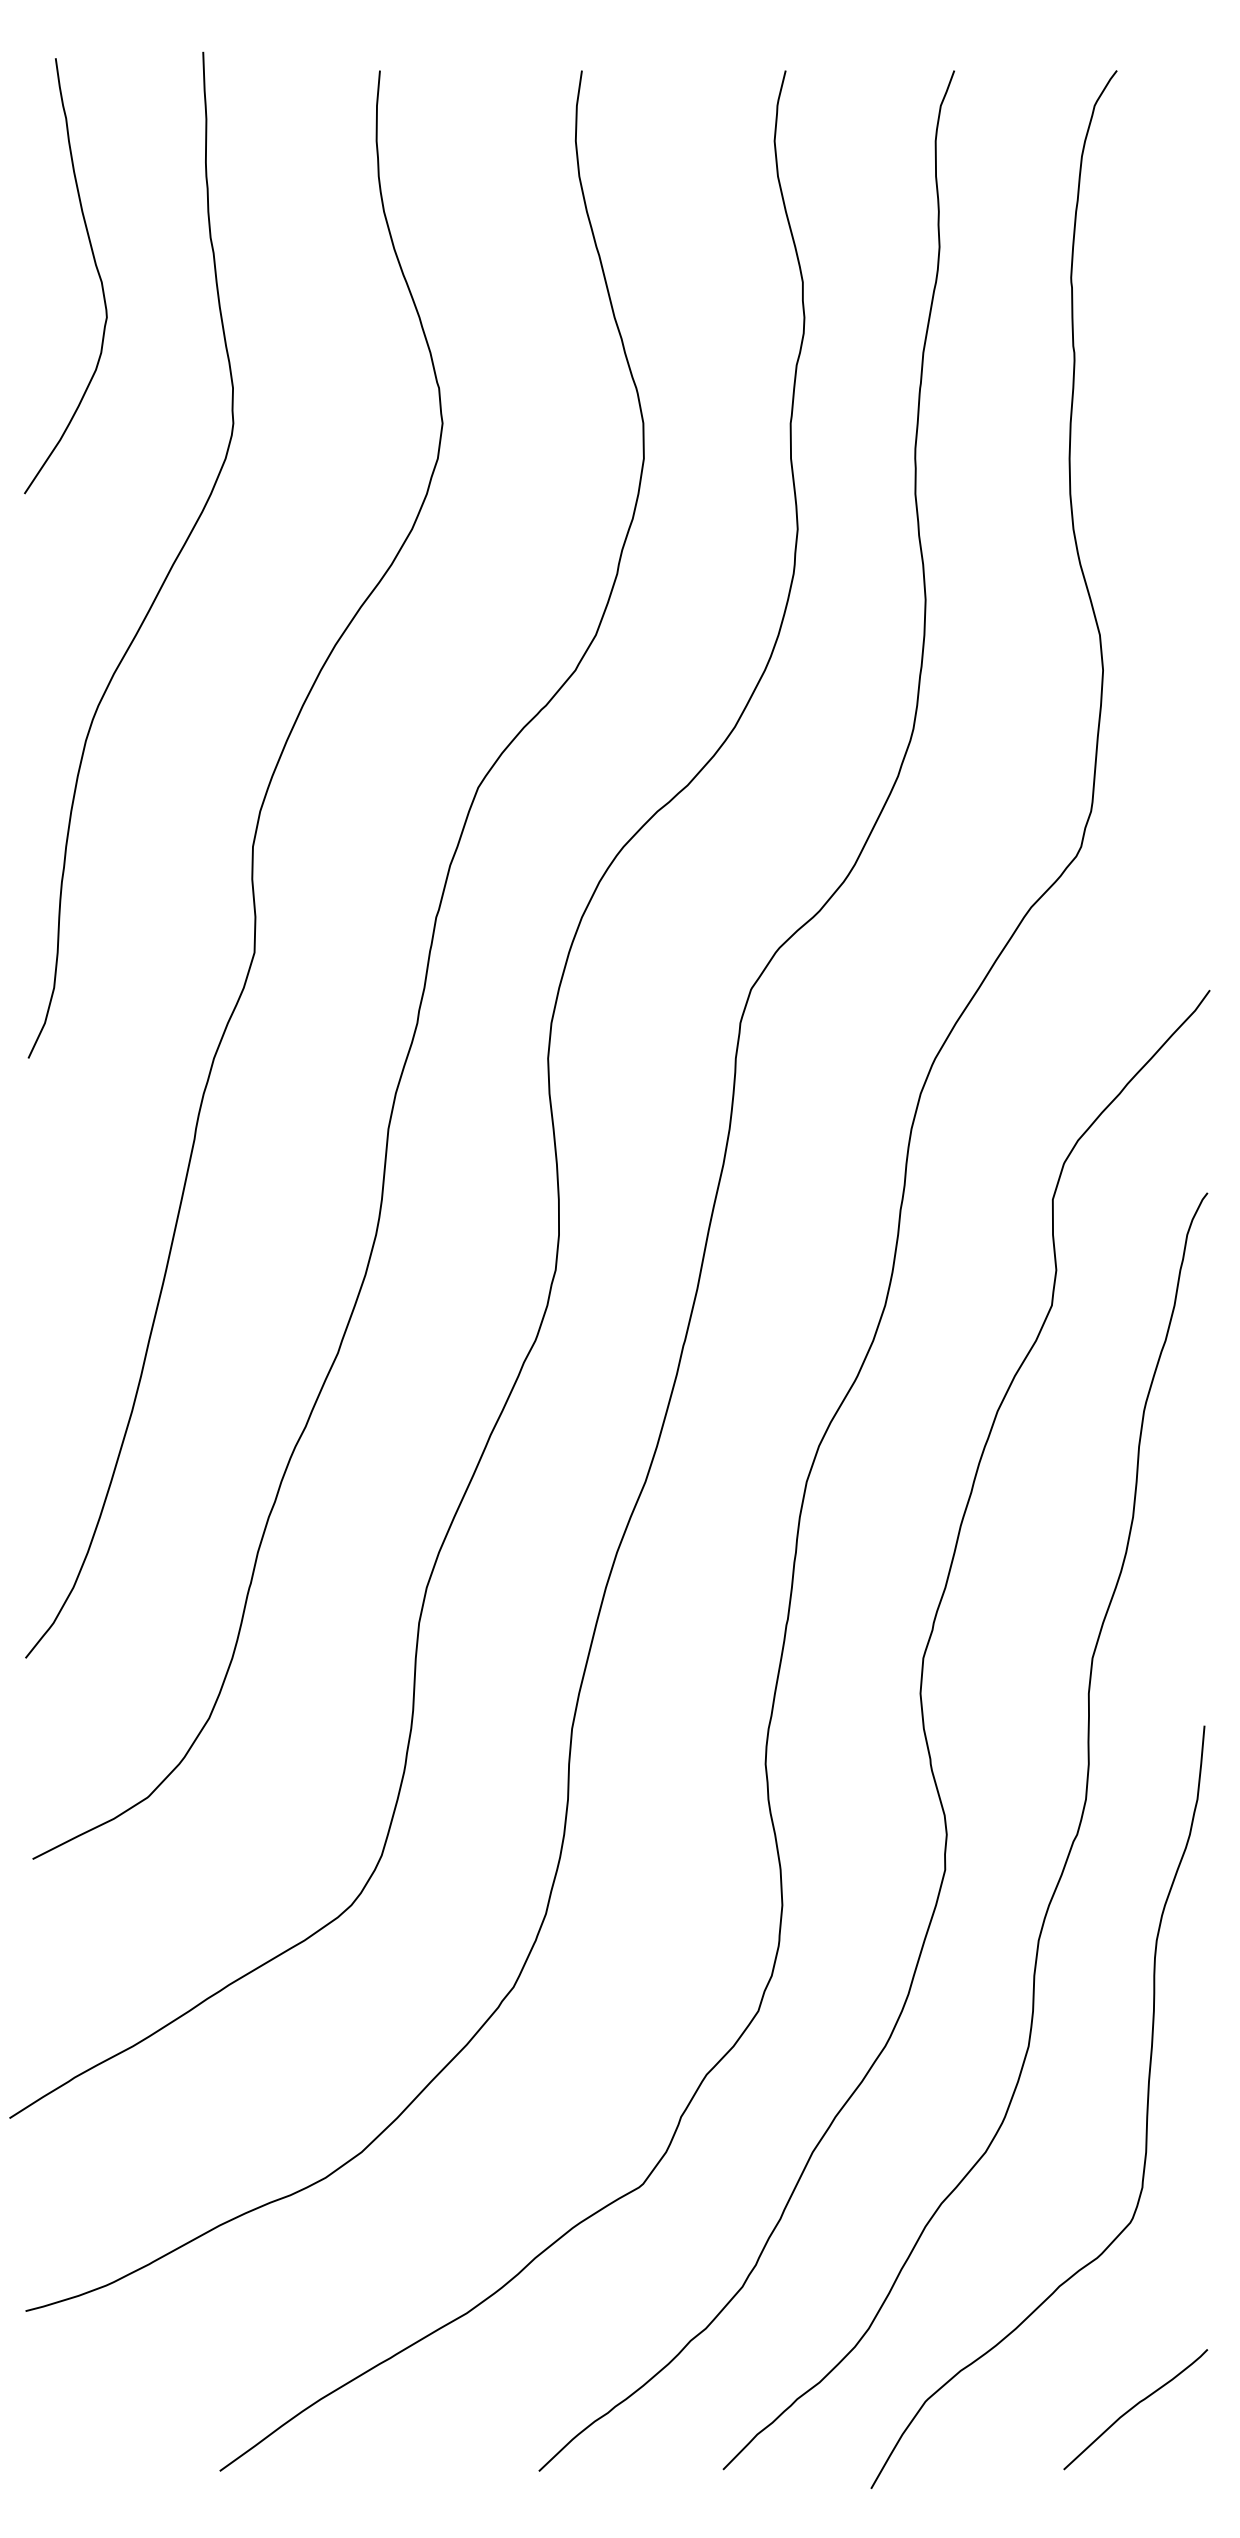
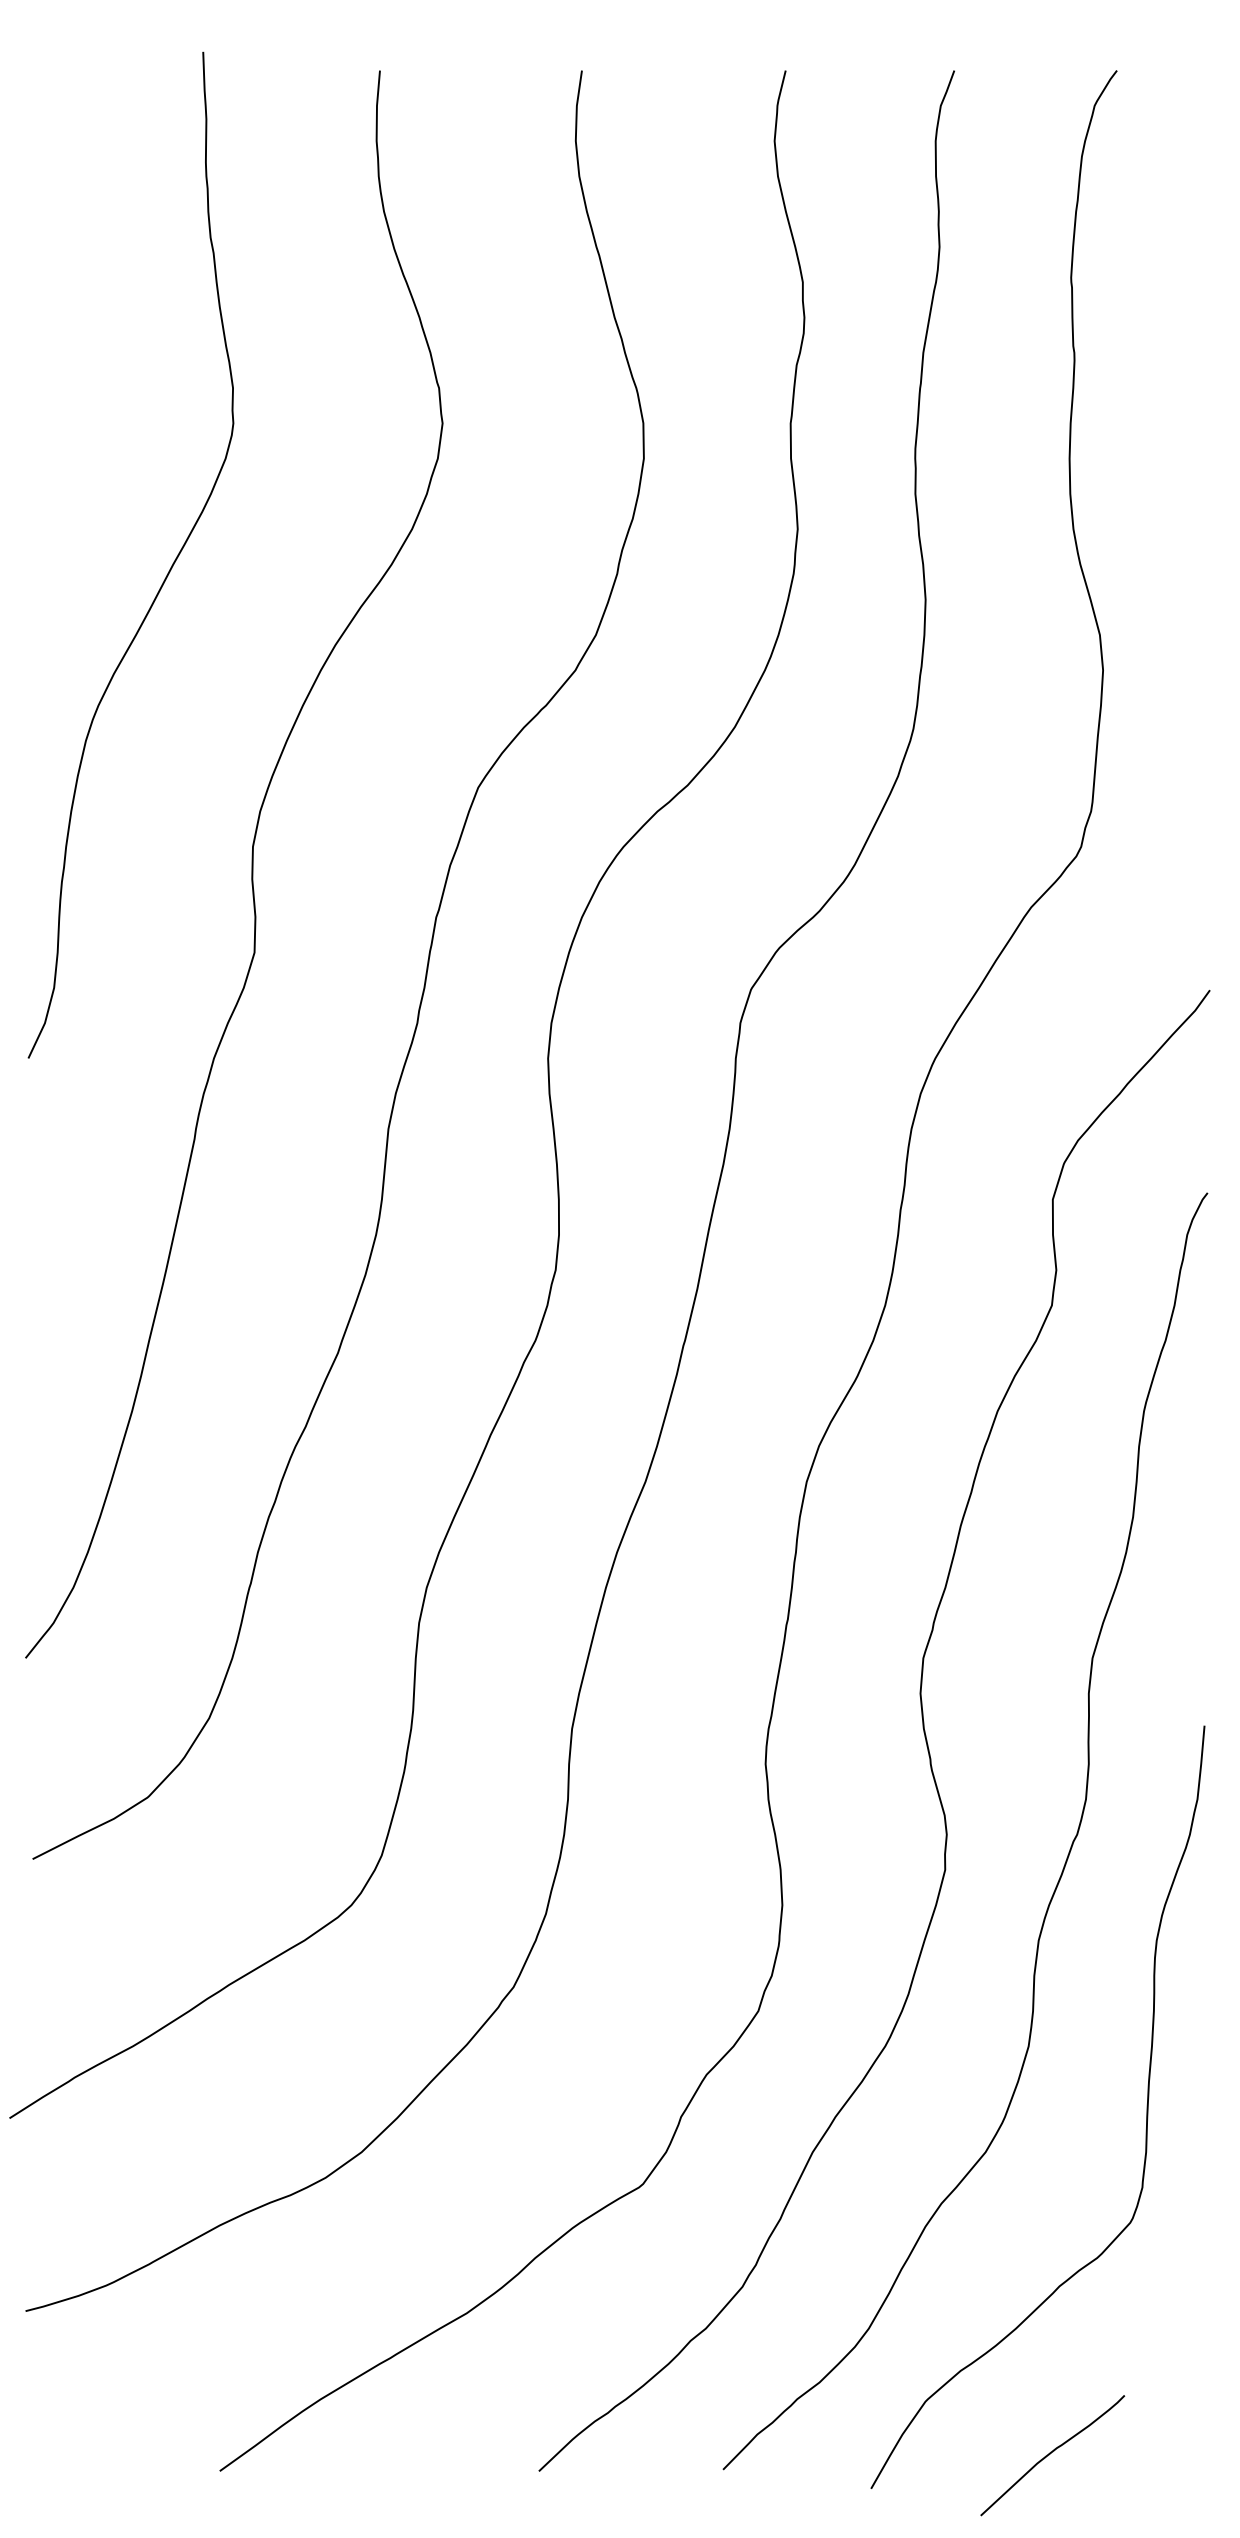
curve: present -> none (95, 267)
curve position: (1134, 2407) -> (1051, 2453) (1051, 2453)
